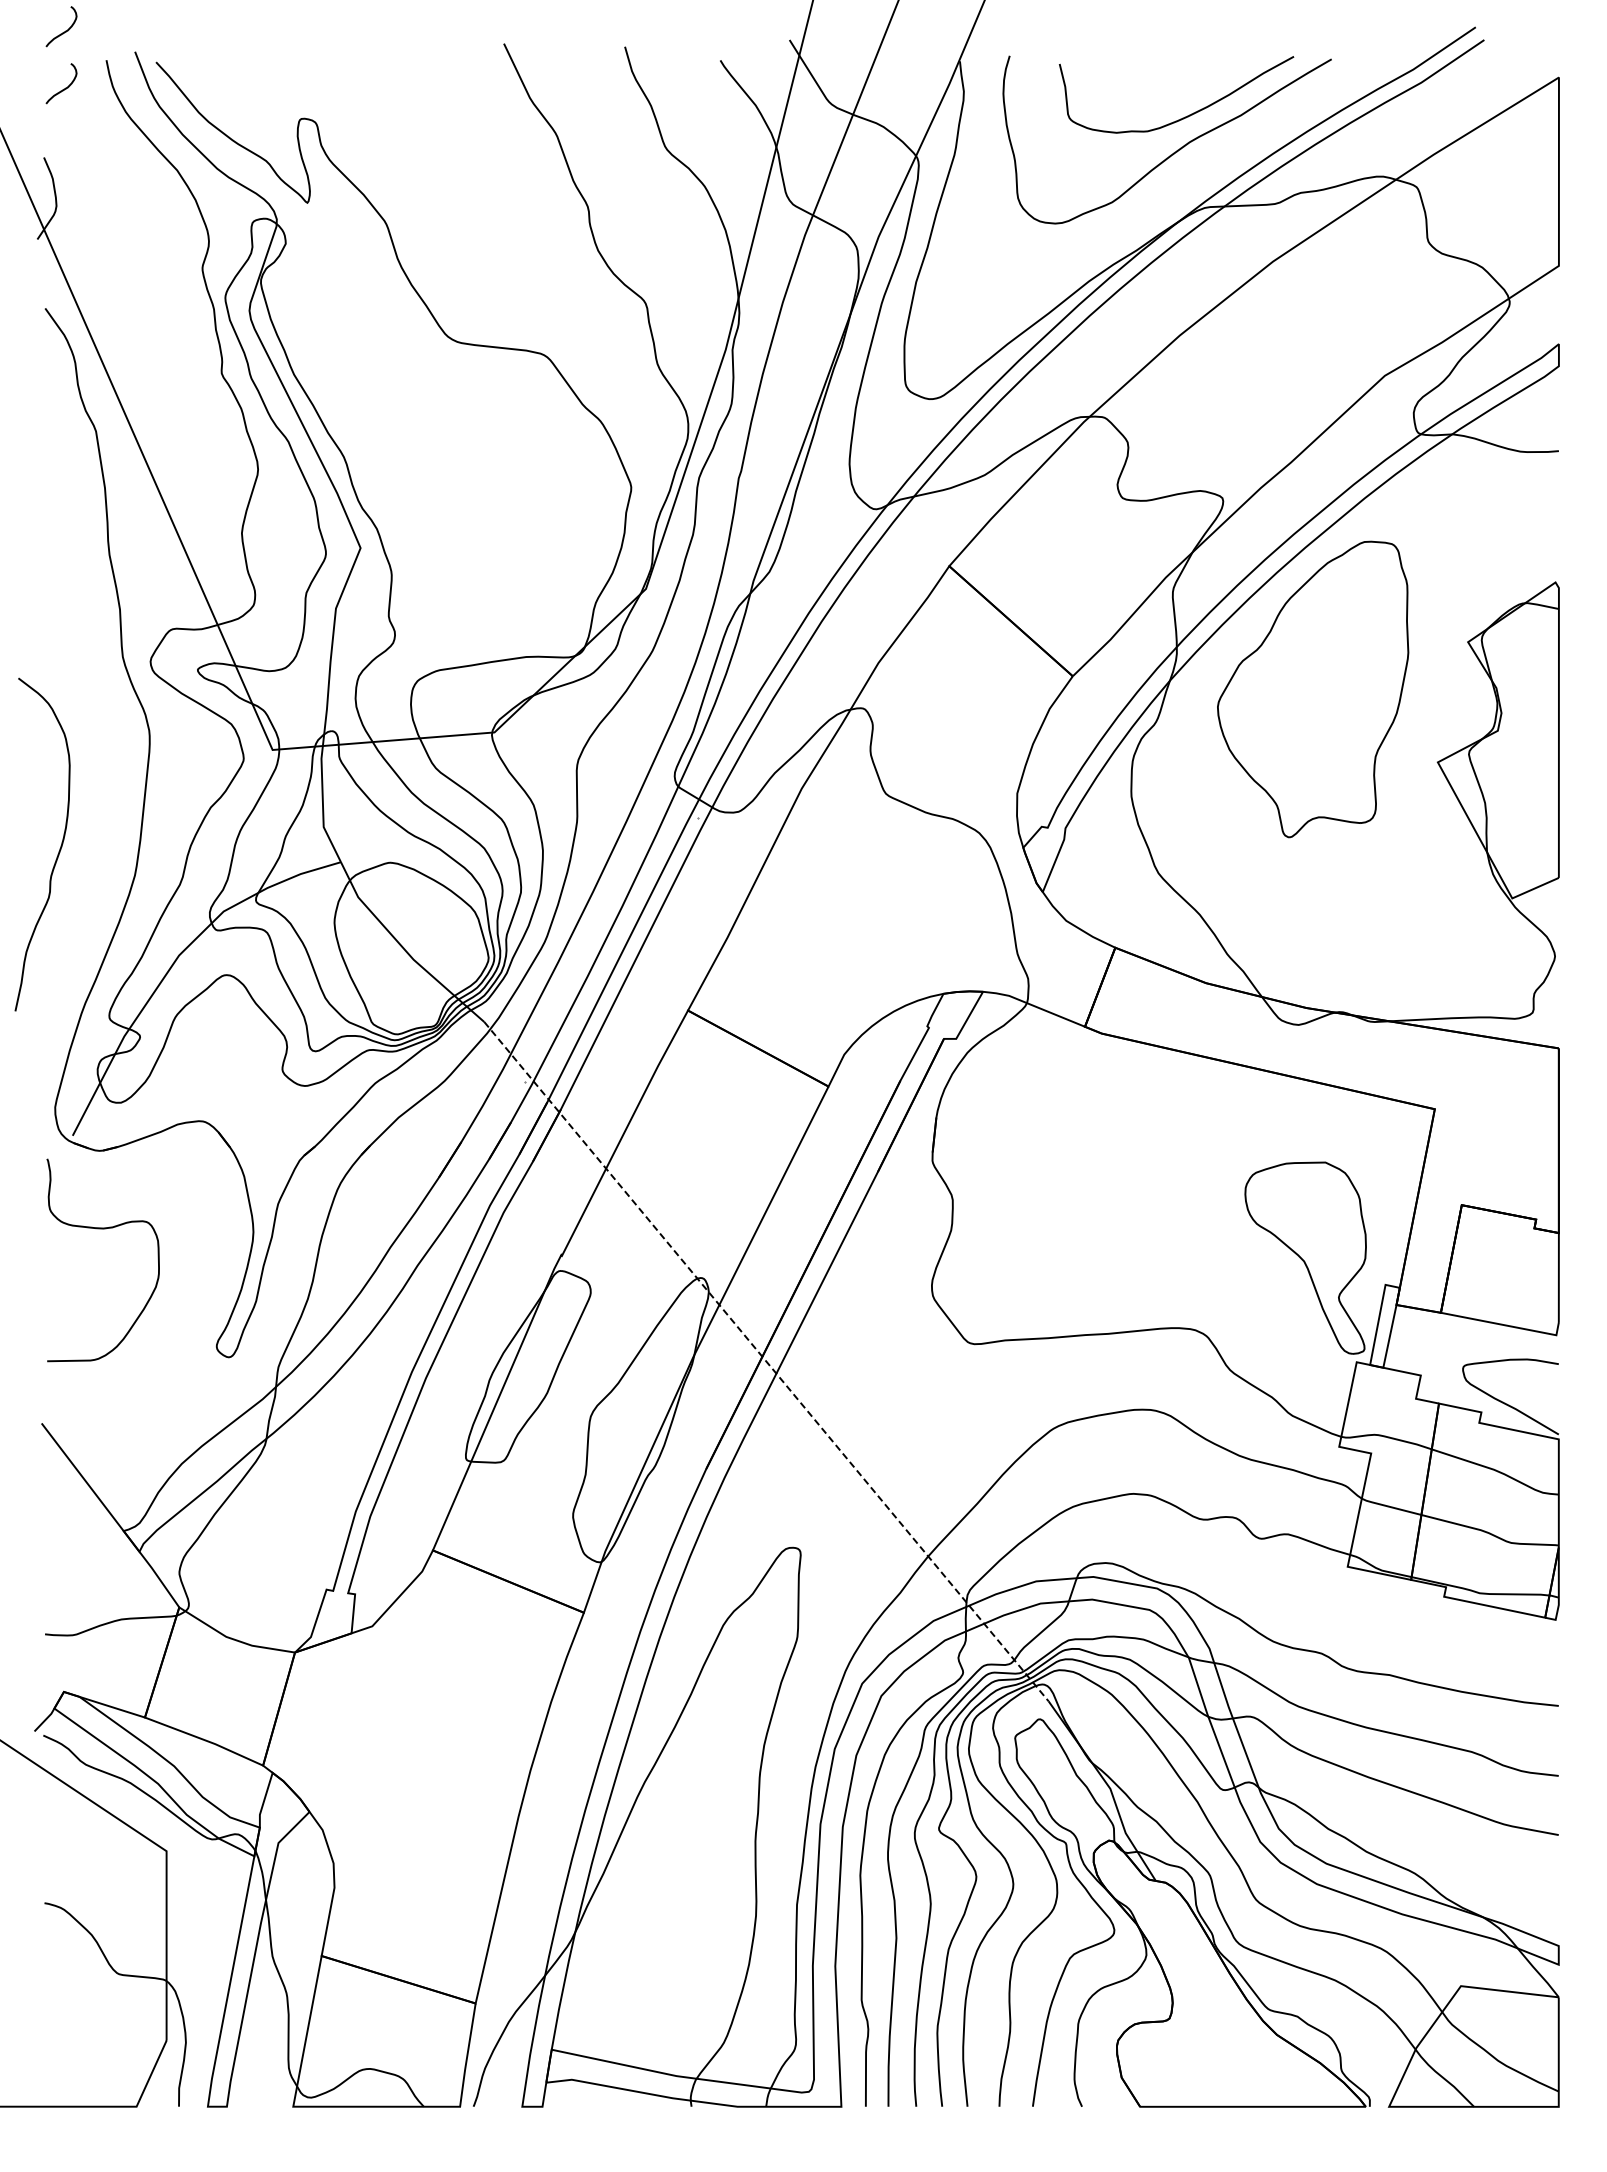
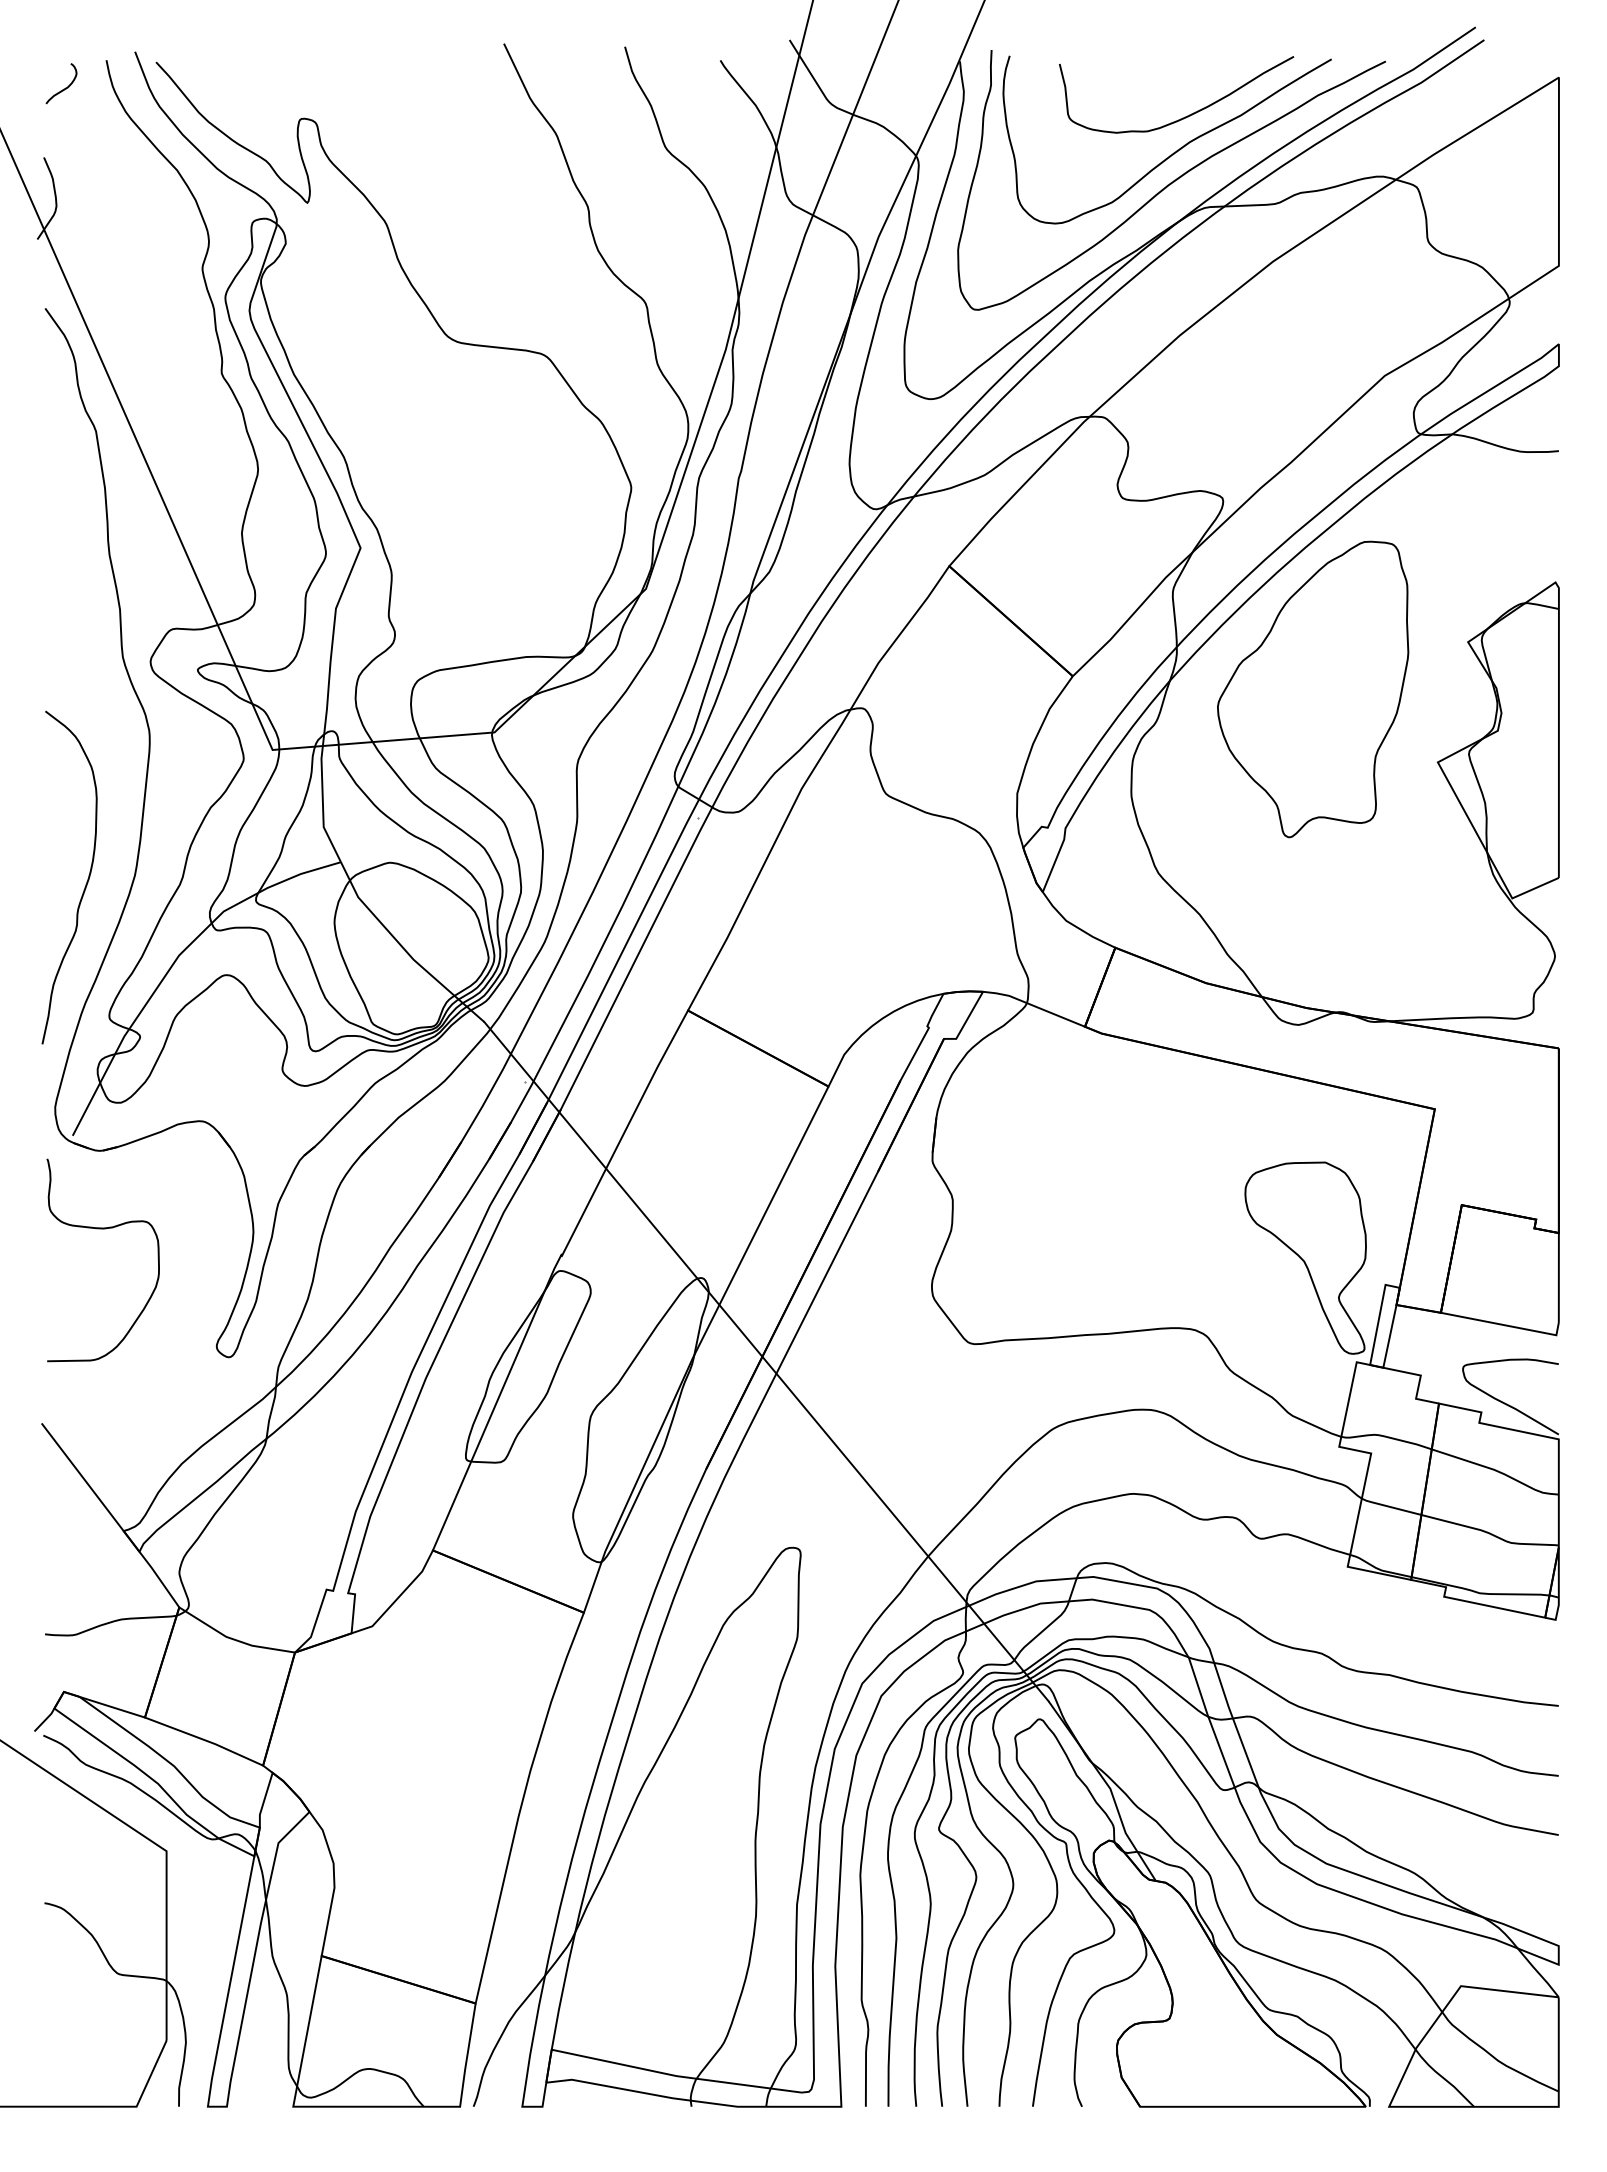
curve: present -> none (65, 30)
curve: none -> present (1172, 181)
curve position: (59, 848) -> (86, 881) (86, 881)
line: dashed -> solid (766, 1361)
